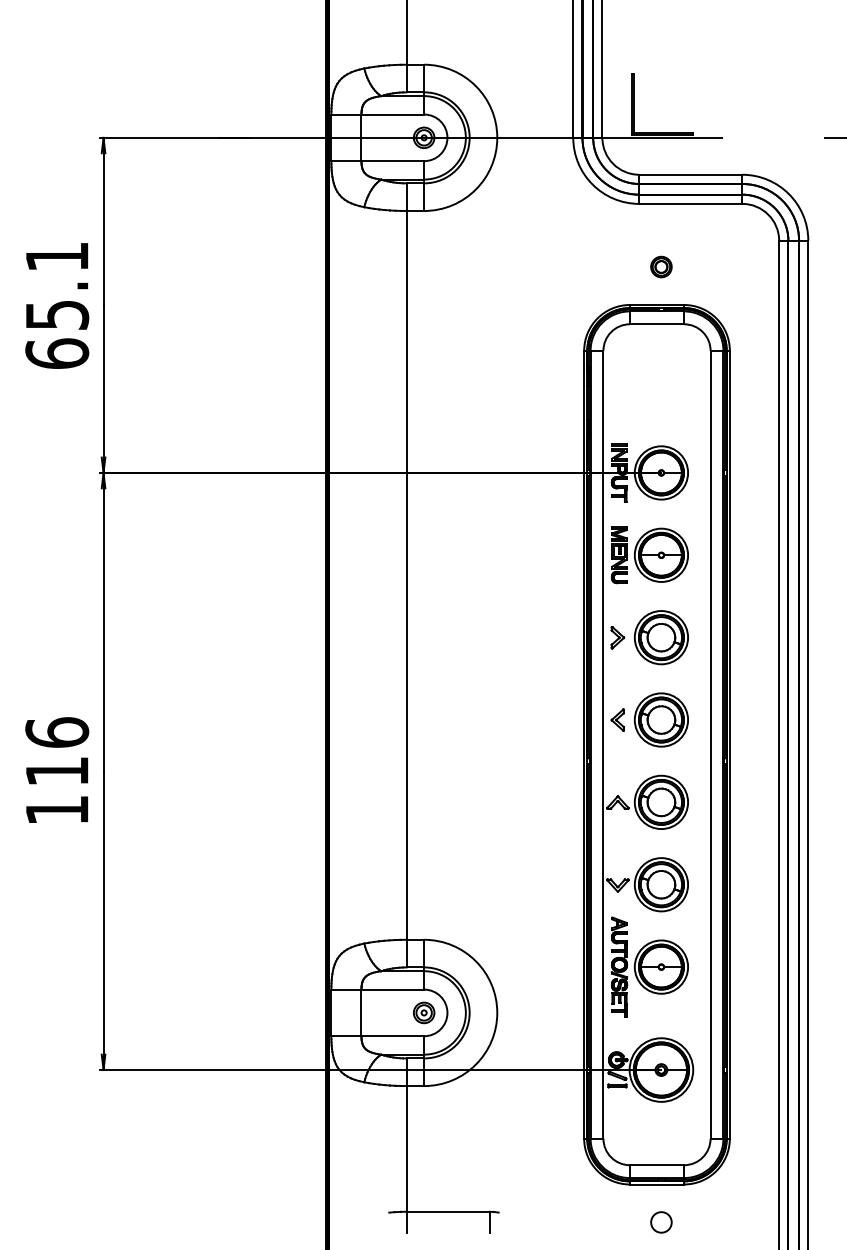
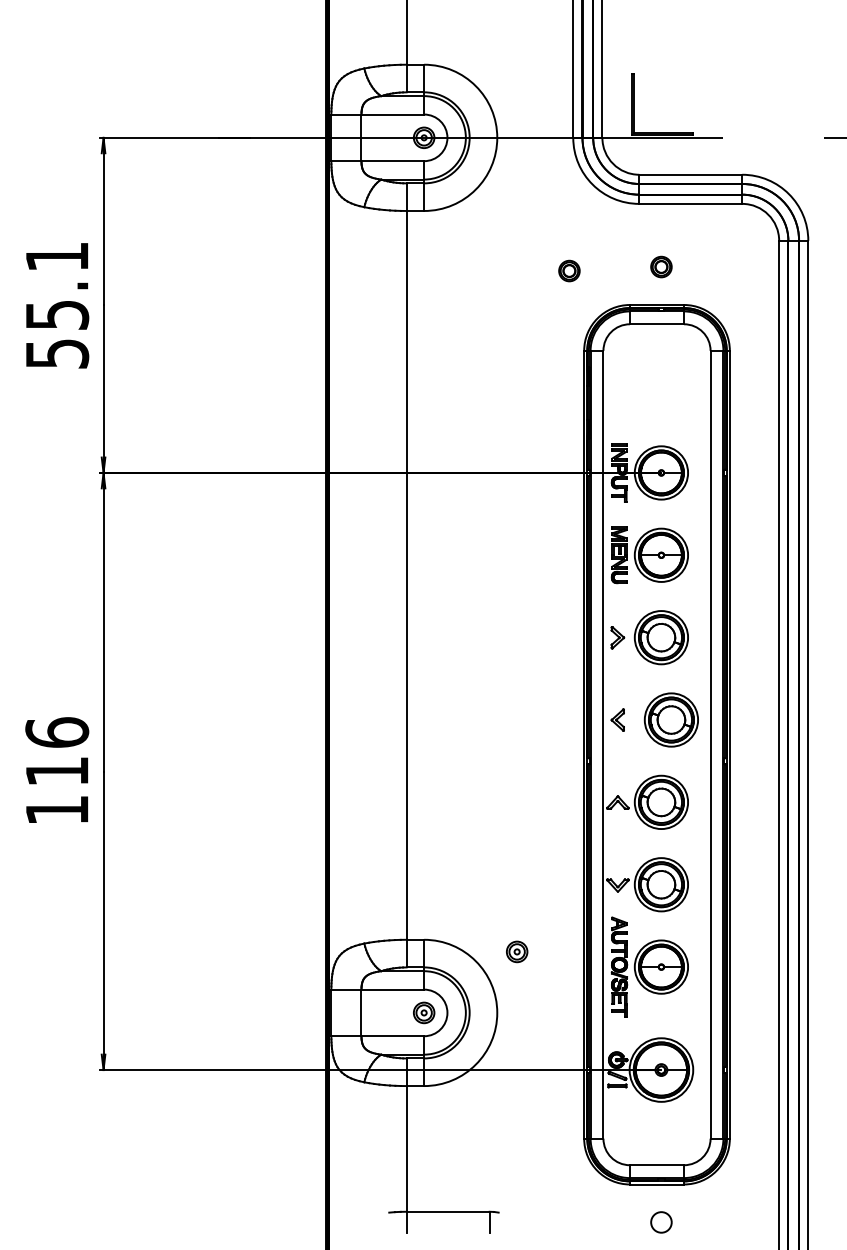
part: none -> present (569, 270)
text: 65.1 -> 55.1 (57, 353)
part position: (660, 719) -> (670, 719) (670, 719)
part: none -> present (517, 951)
